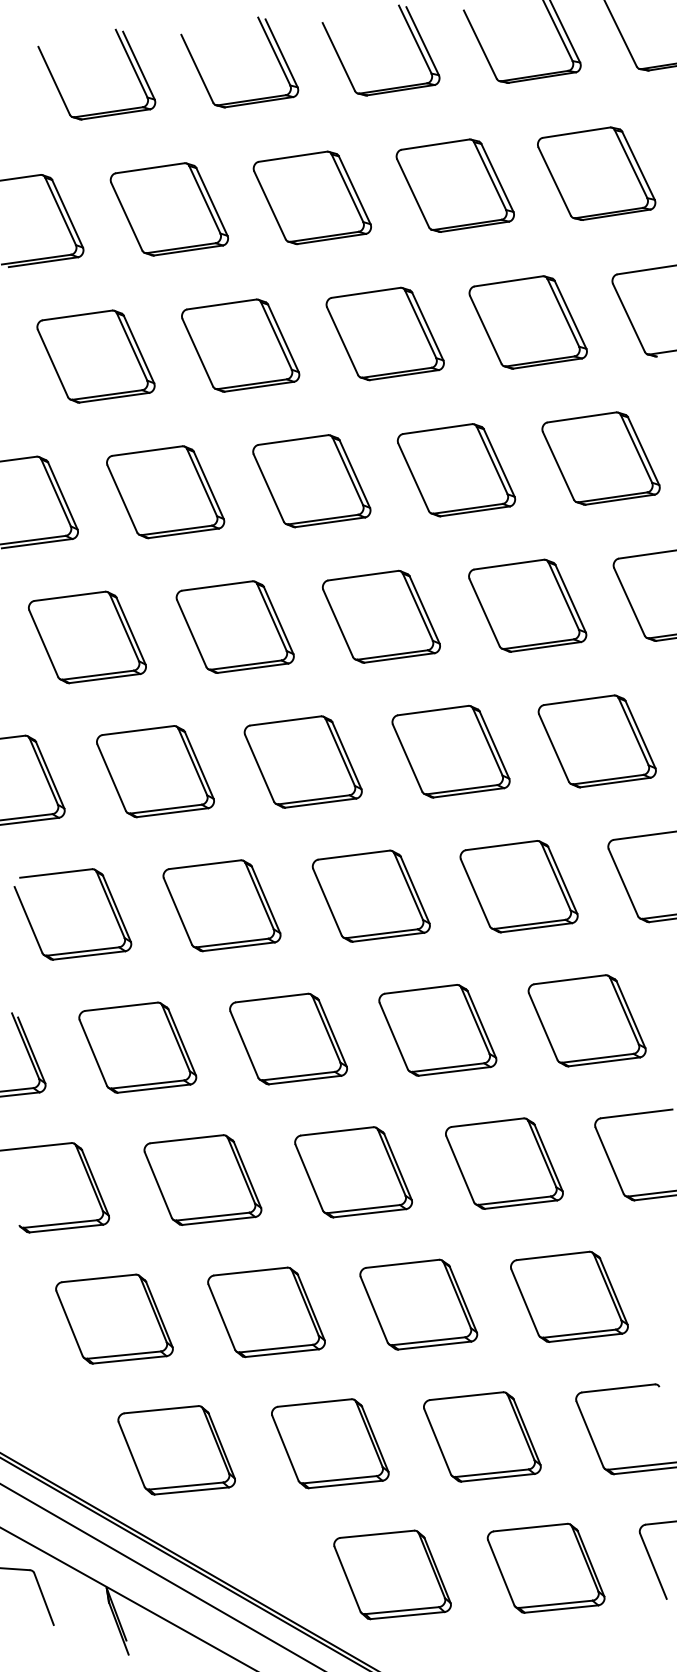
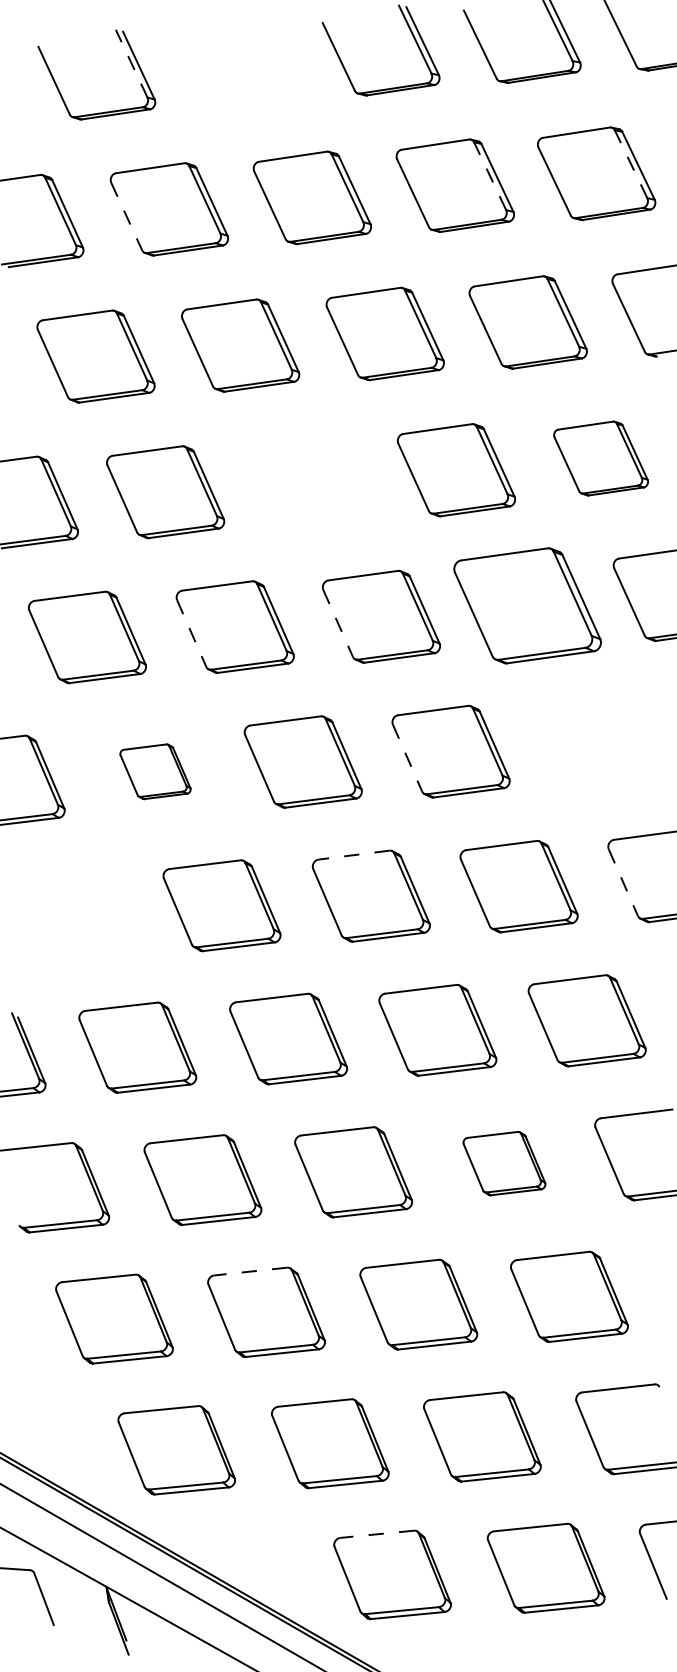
part: present -> none (270, 46)
line: solid -> dashed (131, 63)
line: solid -> dashed (631, 164)
line: solid -> dashed (490, 176)
line: solid -> dashed (126, 217)
part size: 120x95 px -> 96x77 px (600, 458)
part: present -> none (311, 481)
part size: 120x95 px -> 149x118 px (527, 605)
line: solid -> dashed (338, 623)
line: solid -> dashed (191, 634)
part: present -> none (596, 741)
line: solid -> dashed (407, 758)
part size: 119x94 px -> 73x58 px (155, 771)
line: solid -> dashed (354, 855)
line: solid -> dashed (623, 883)
part: present -> none (80, 950)
part size: 119x93 px -> 85x66 px (504, 1163)
line: solid -> dashed (250, 1271)
line: solid -> dashed (376, 1534)
